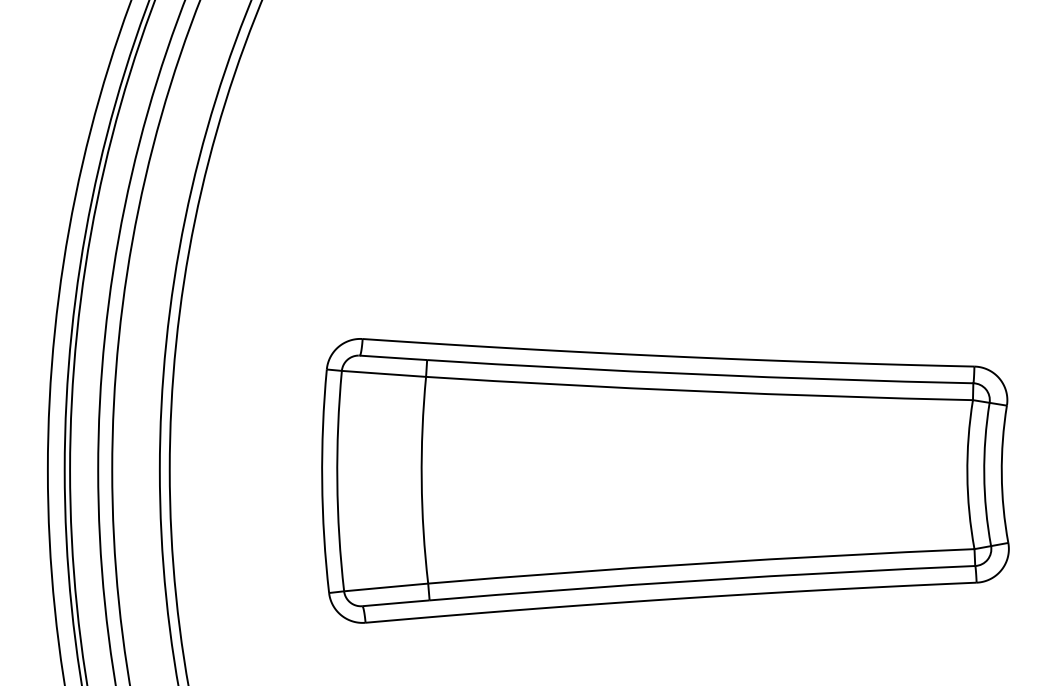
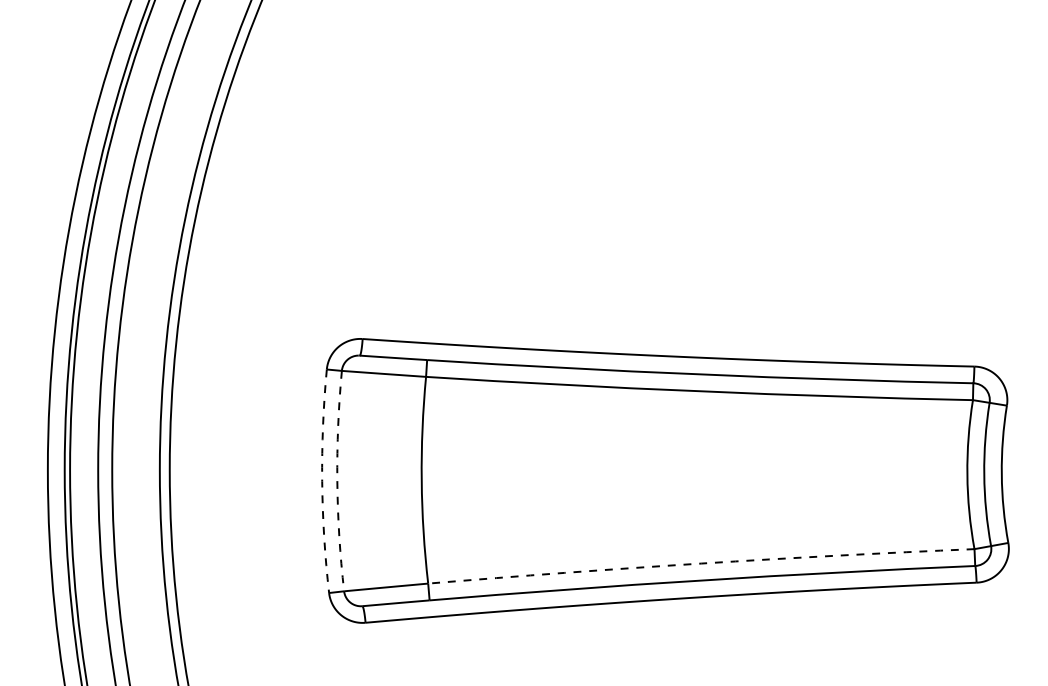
arc: solid -> dashed (322, 481)
arc: solid -> dashed (337, 481)
arc: solid -> dashed (701, 563)
